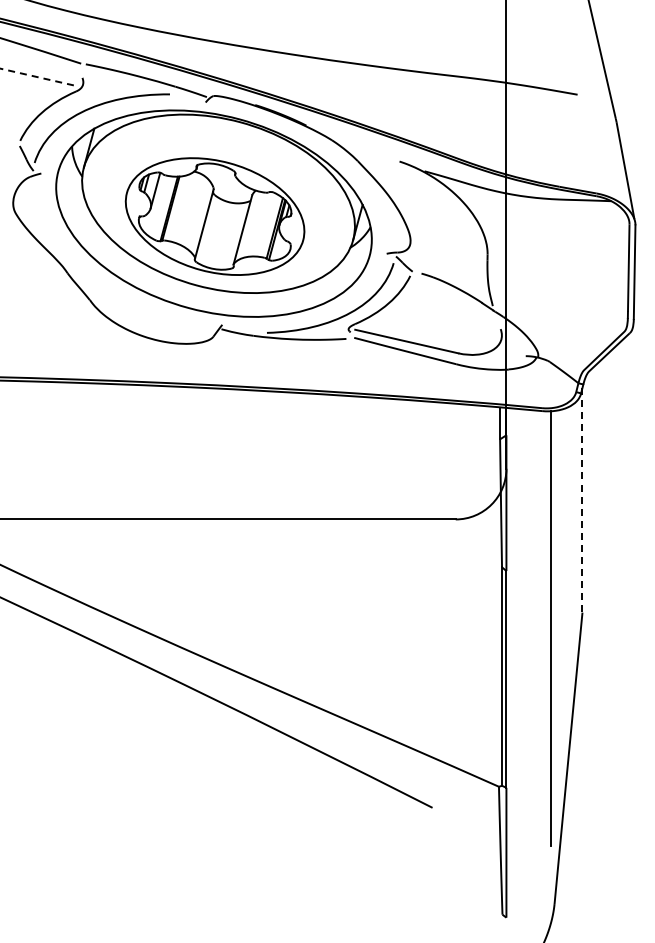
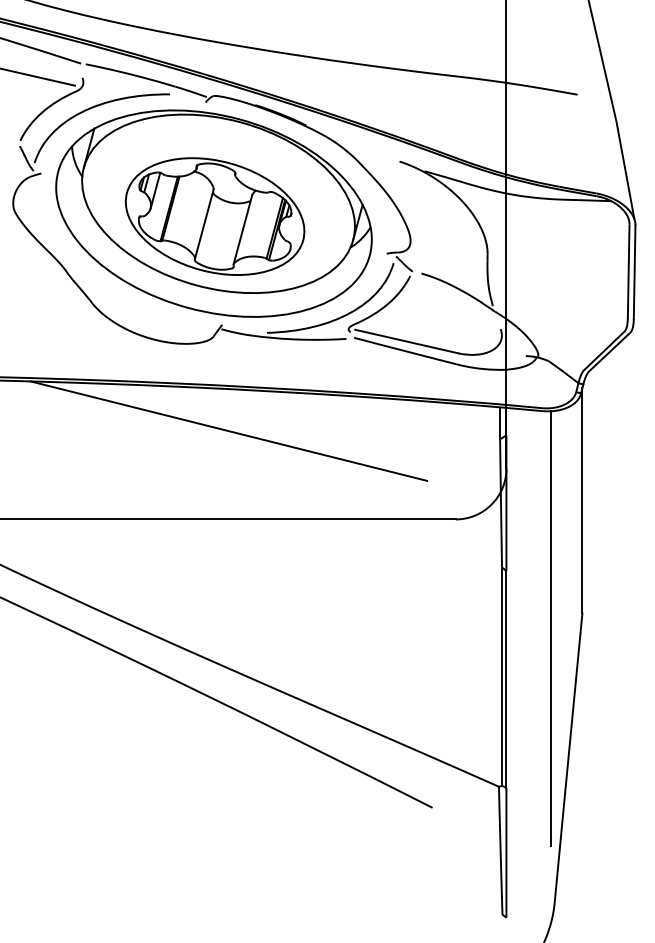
line: dashed -> solid (38, 77)
line: none -> present (228, 430)
line: dashed -> solid (582, 500)
